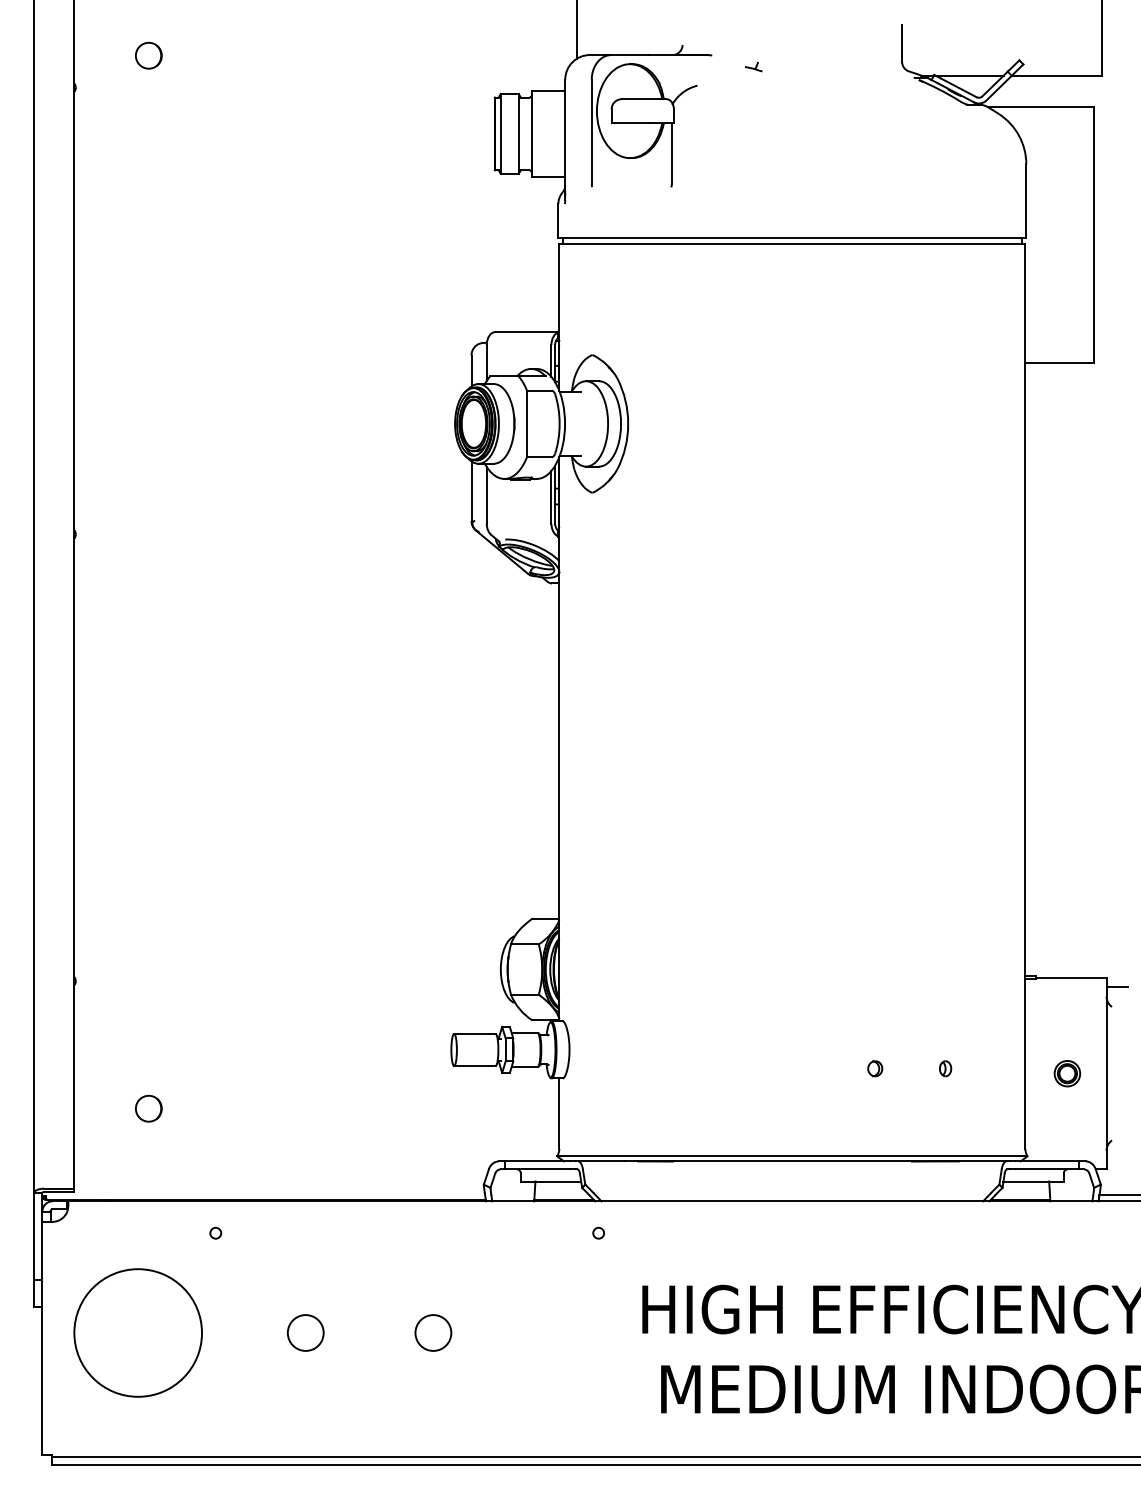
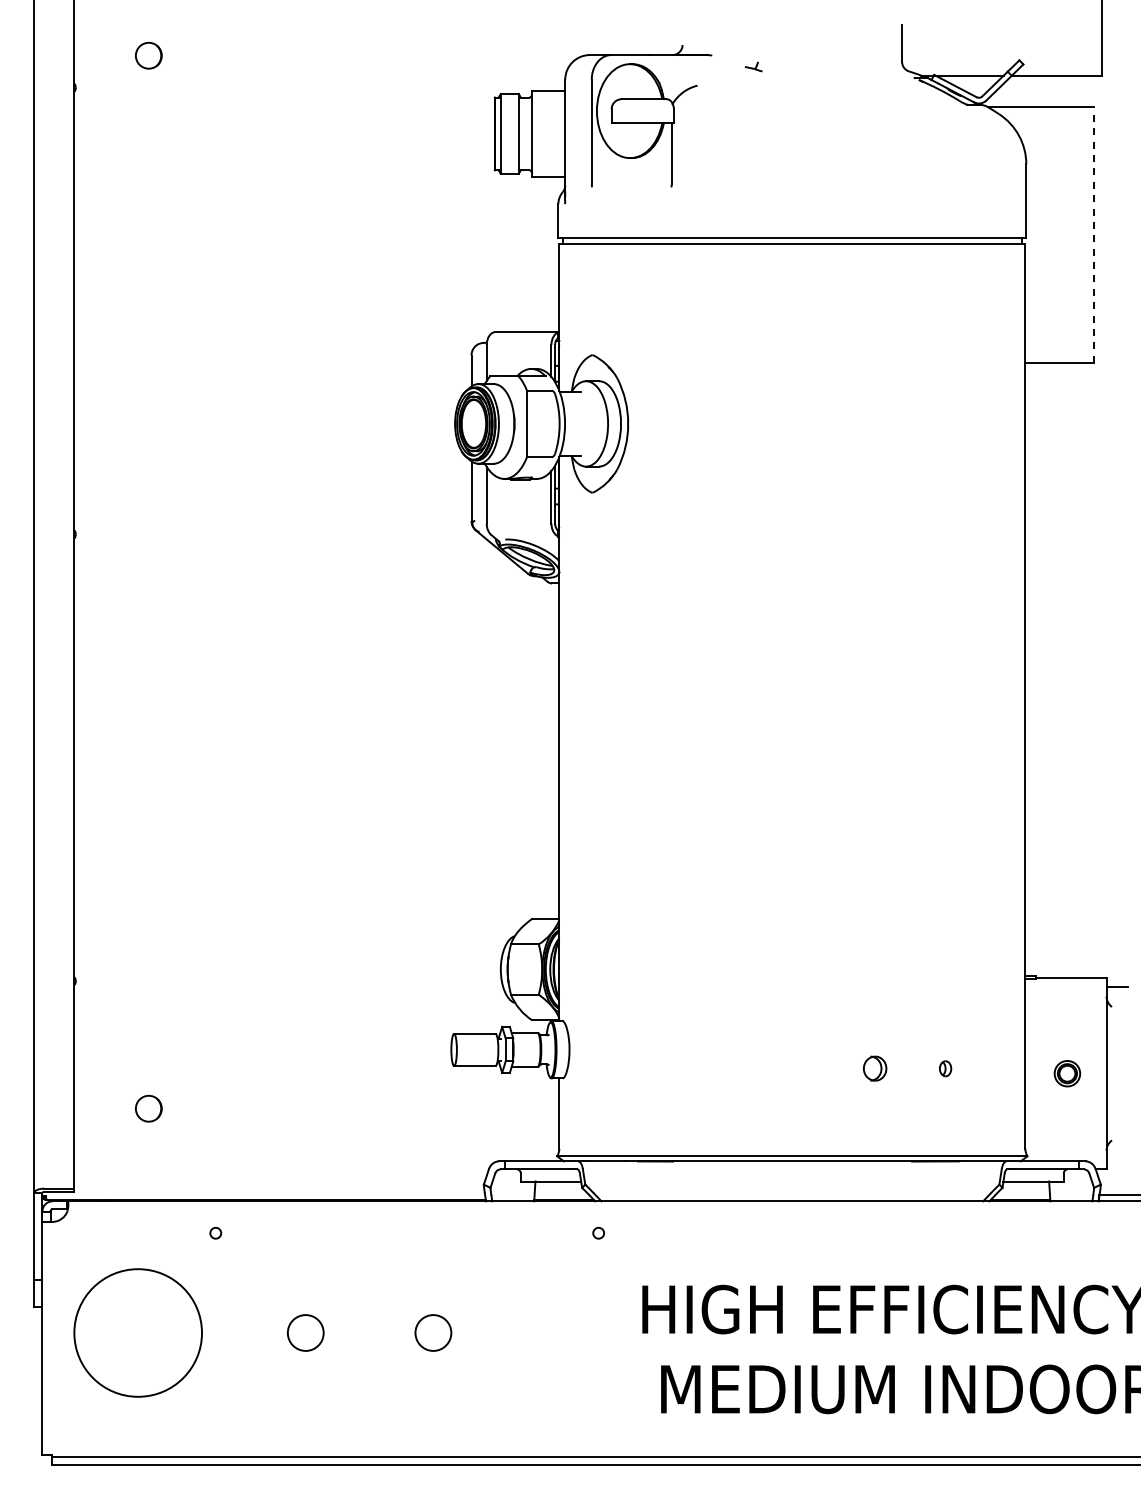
line: present -> none (577, 30)
line: solid -> dashed (1094, 235)
part size: 17x18 px -> 25x27 px (875, 1068)
